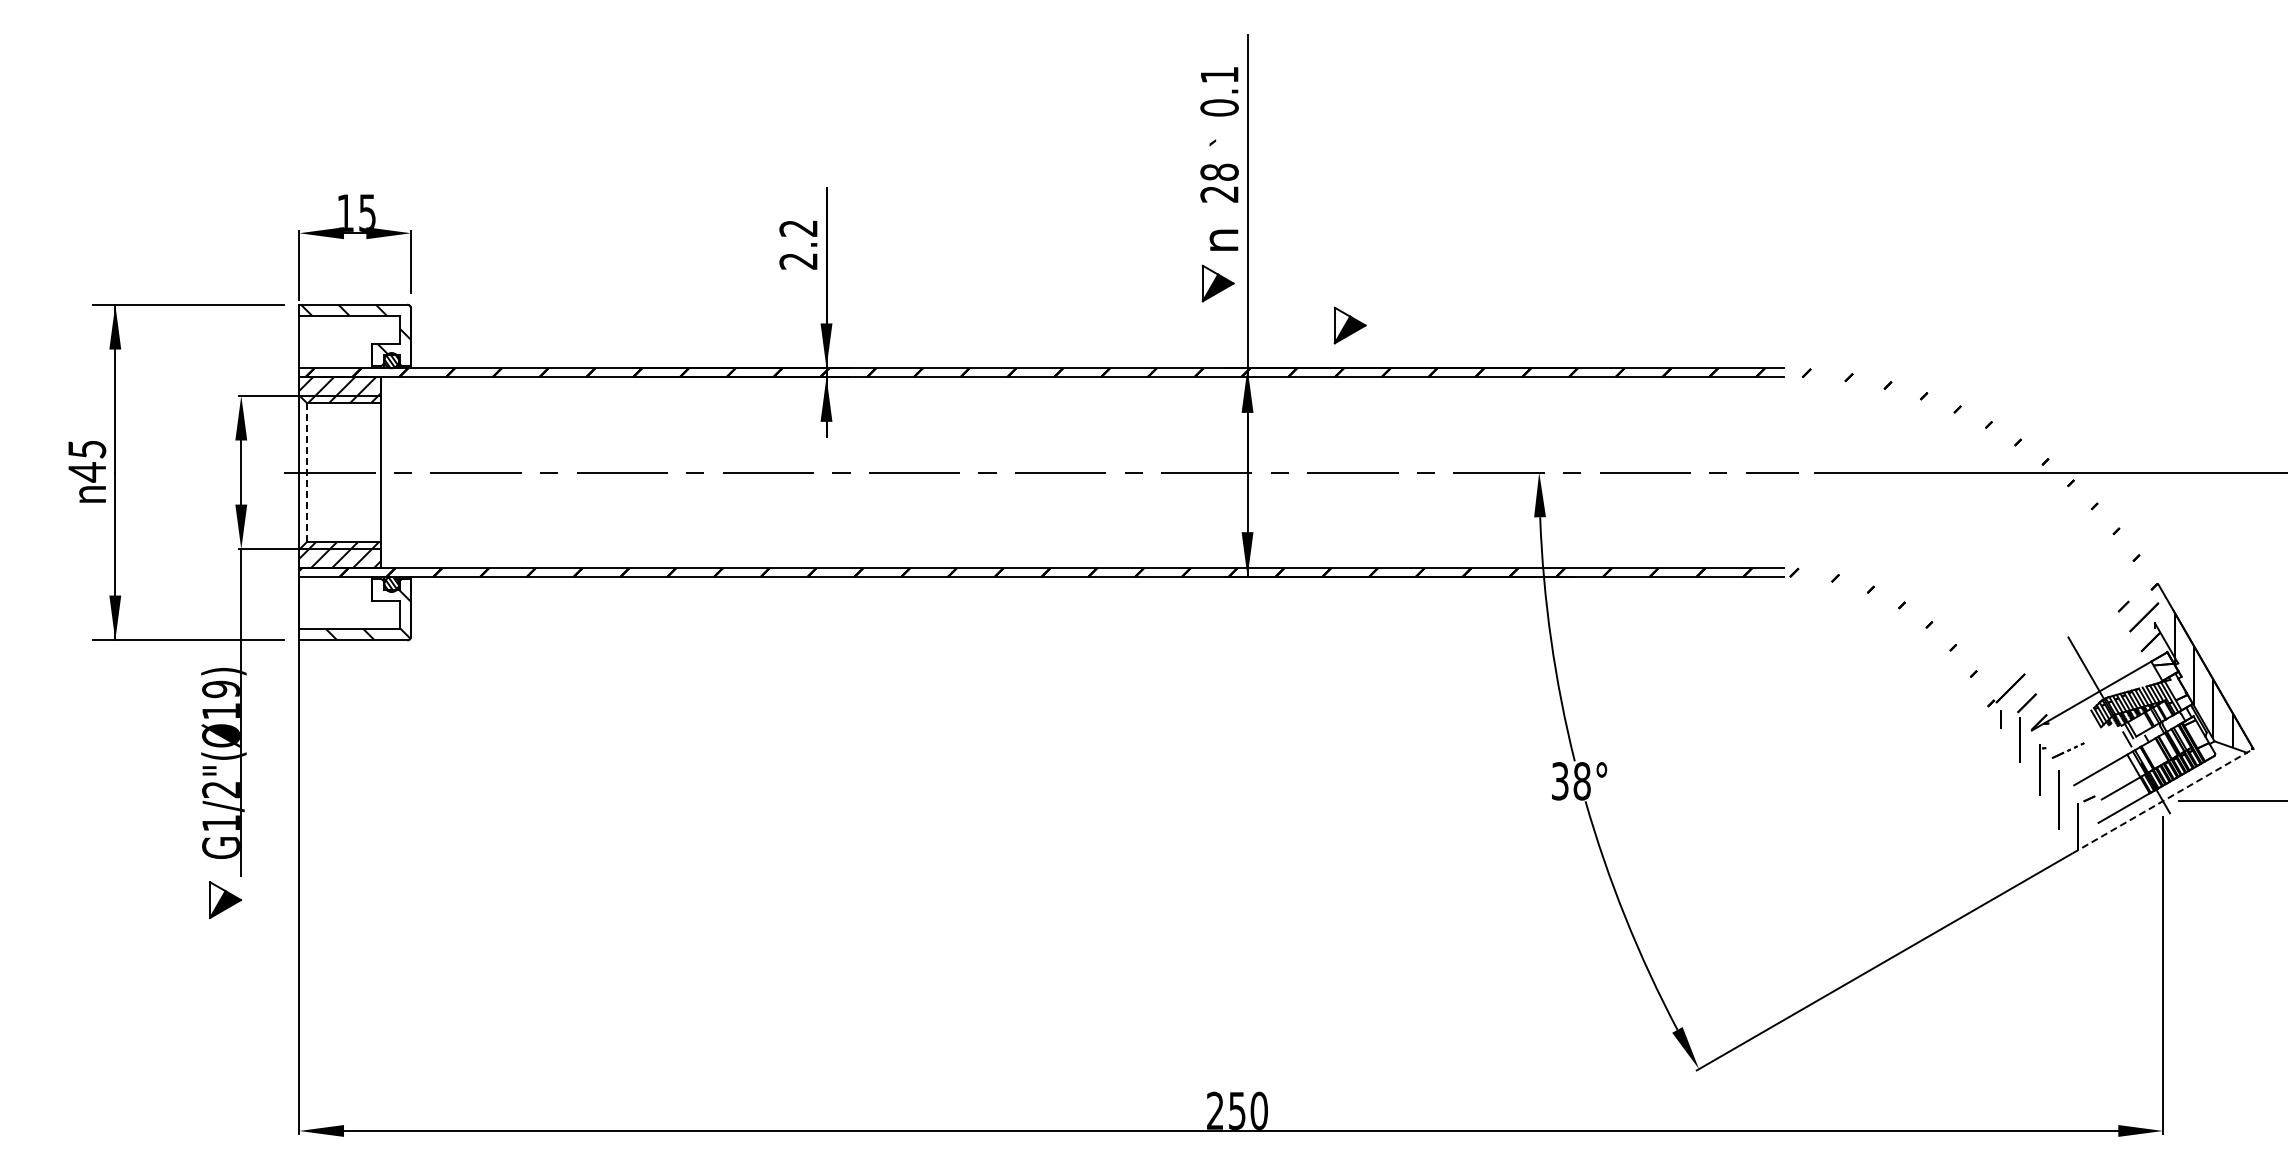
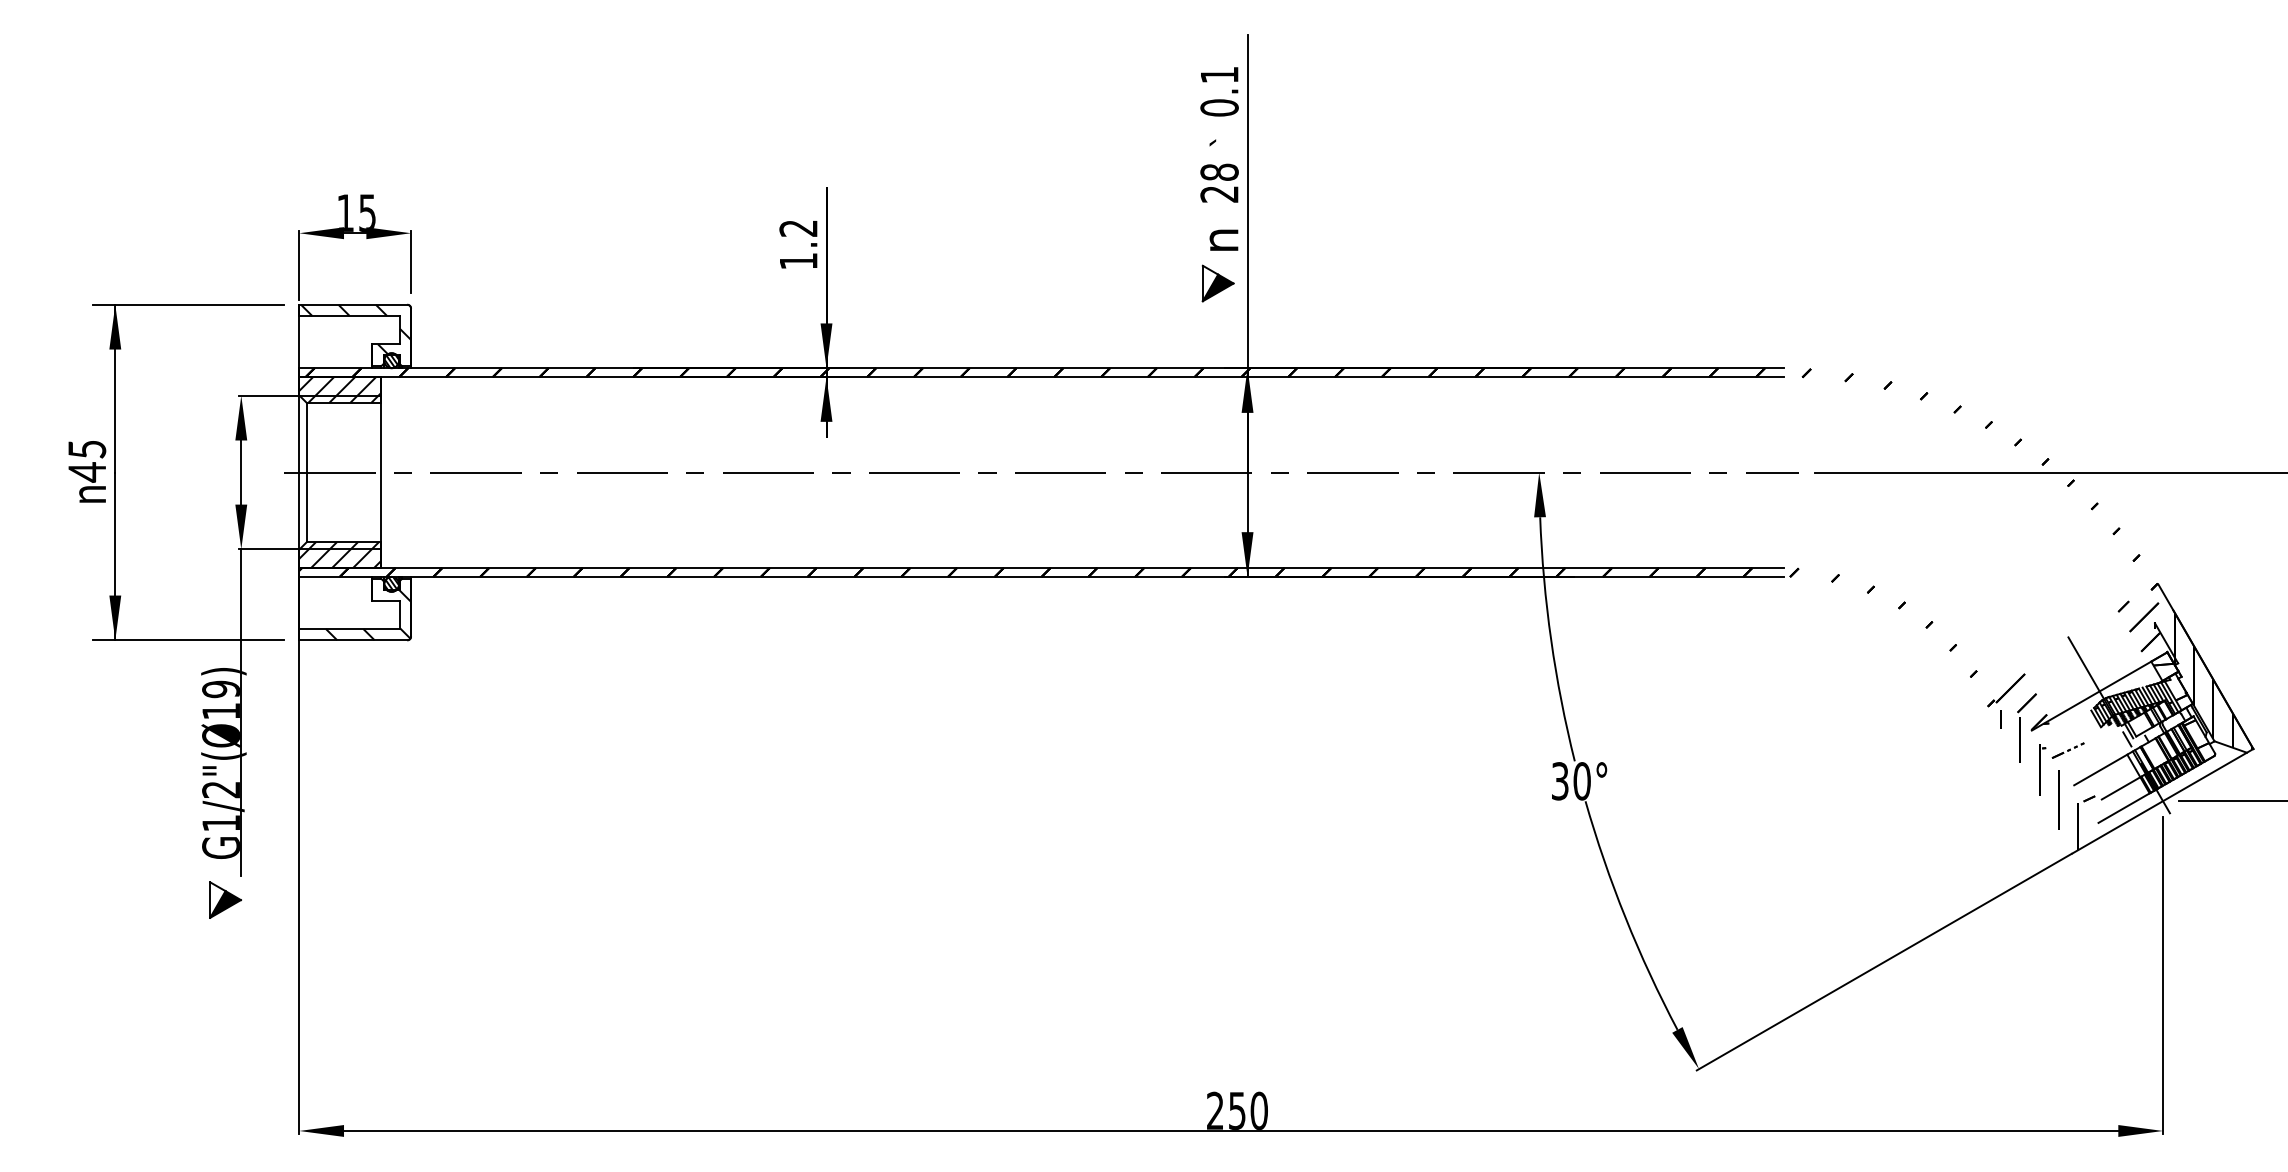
text: 2.2 -> 1.2 (798, 261)
part: present -> none (1349, 325)
line: dashed -> solid (306, 472)
text: 38° -> 30° (1581, 781)
line: dashed -> solid (2163, 800)
